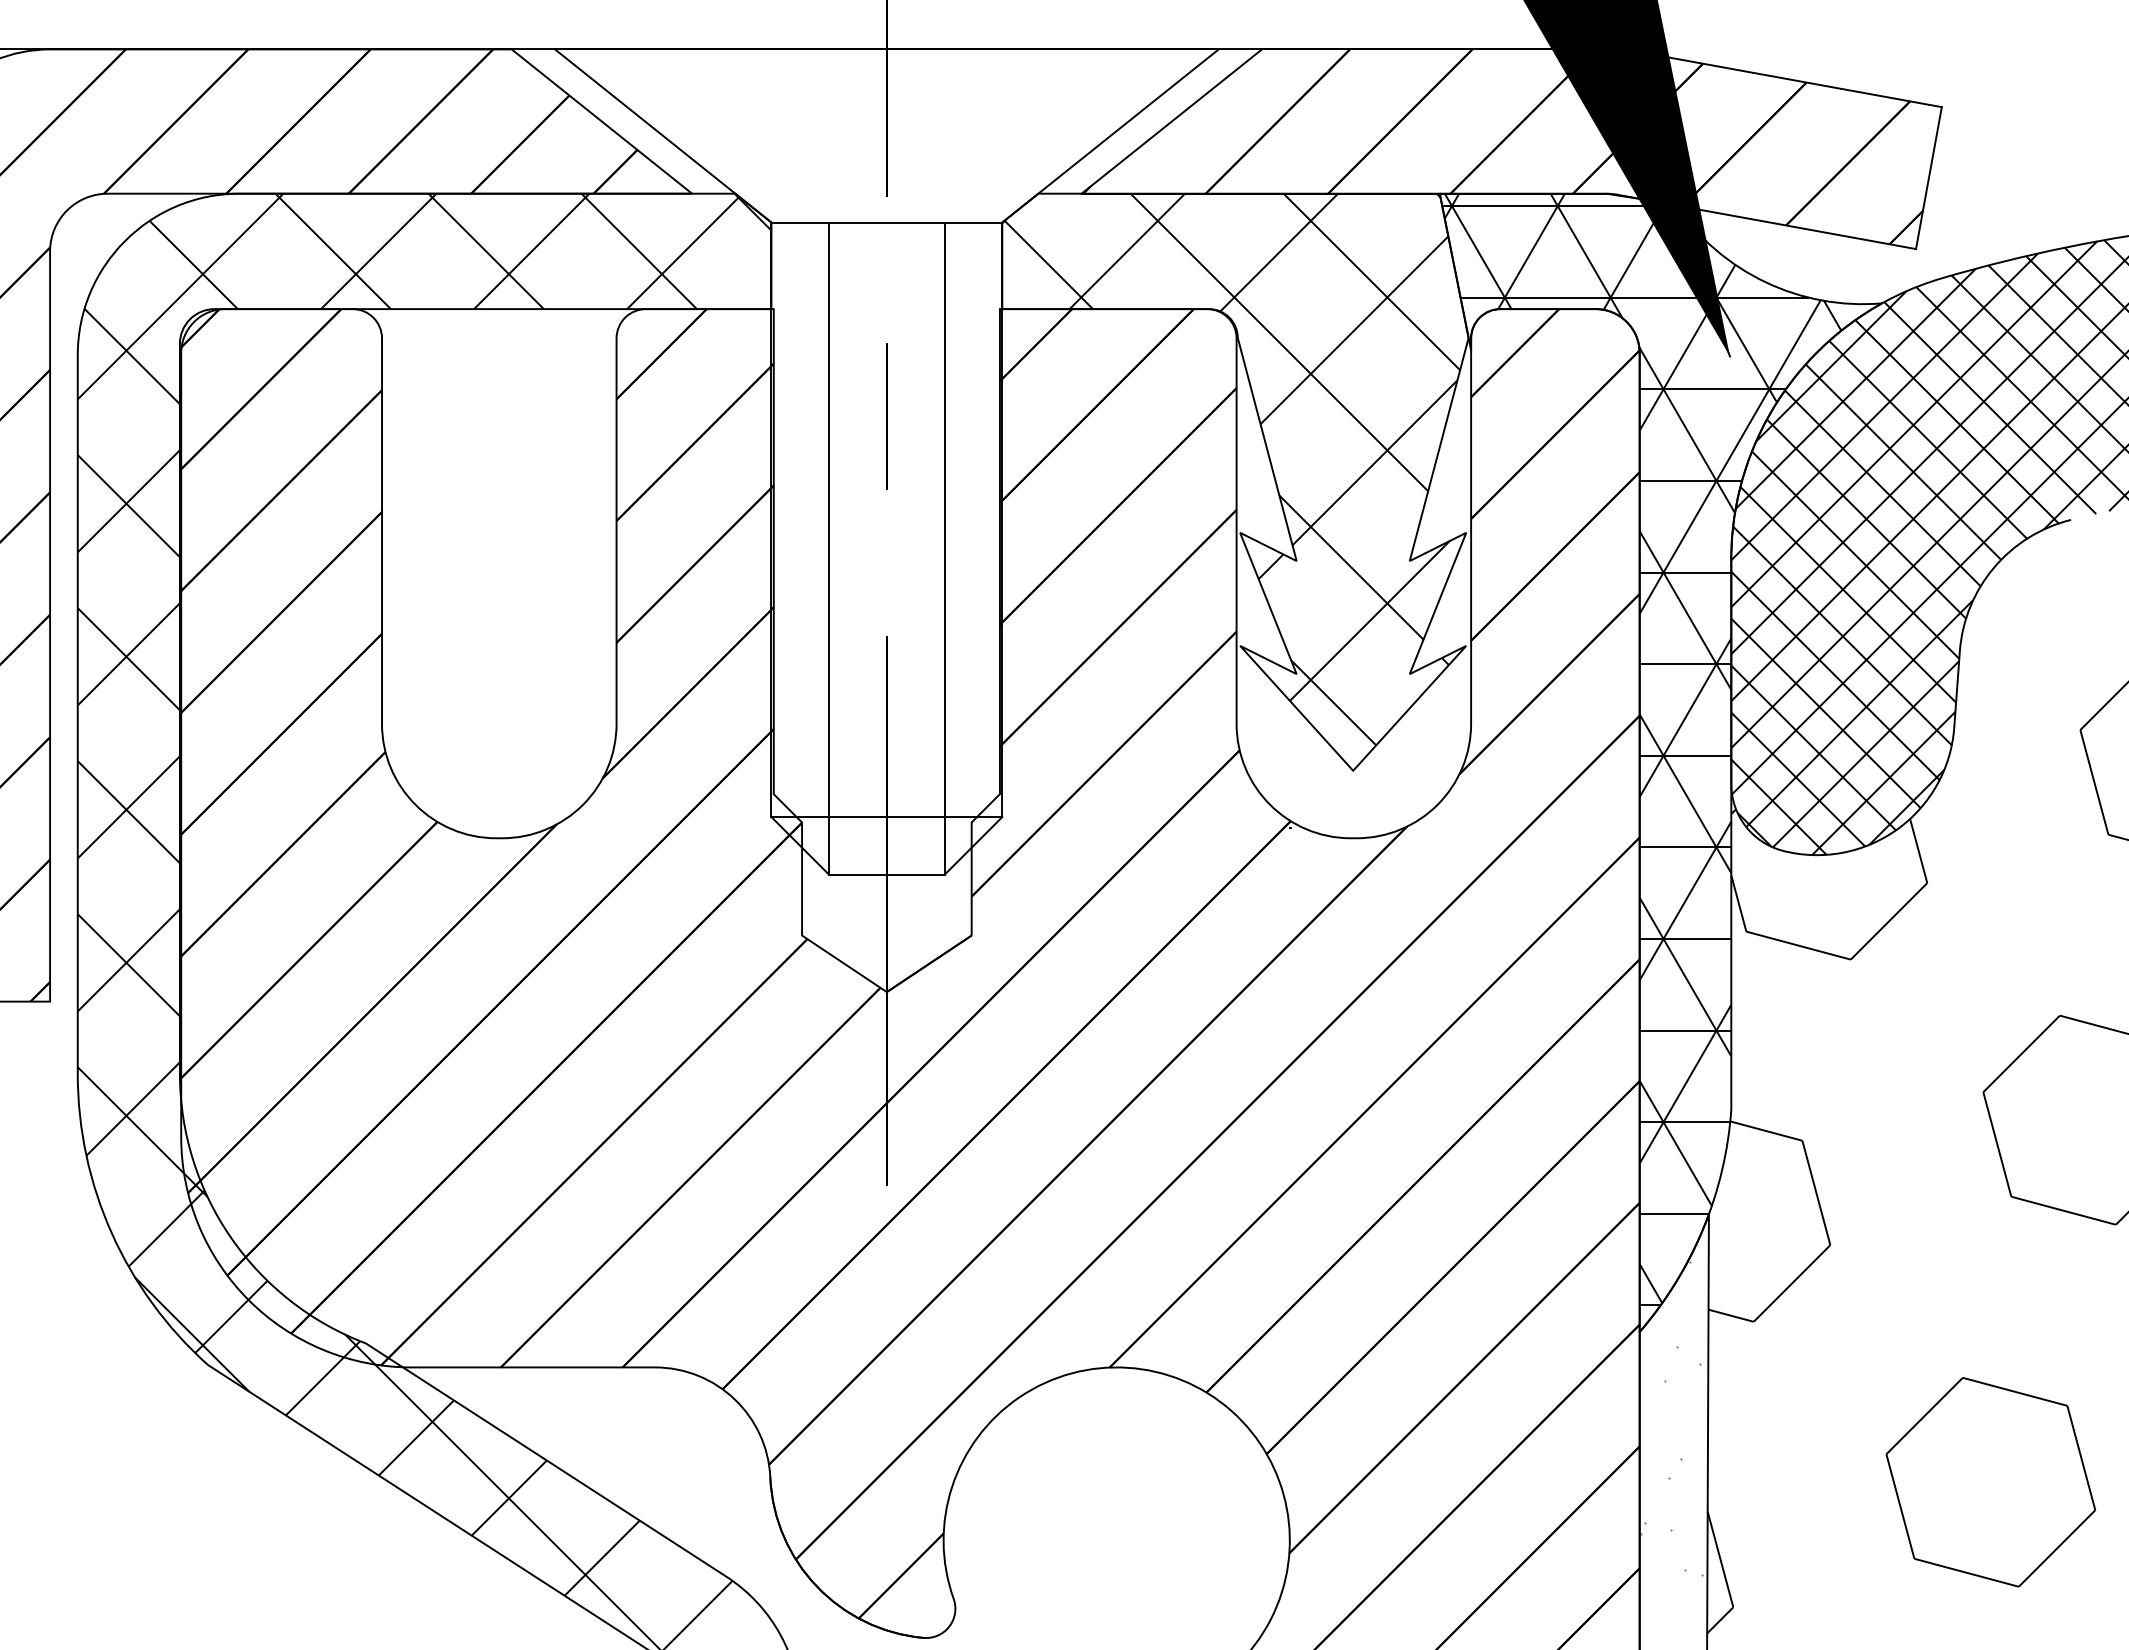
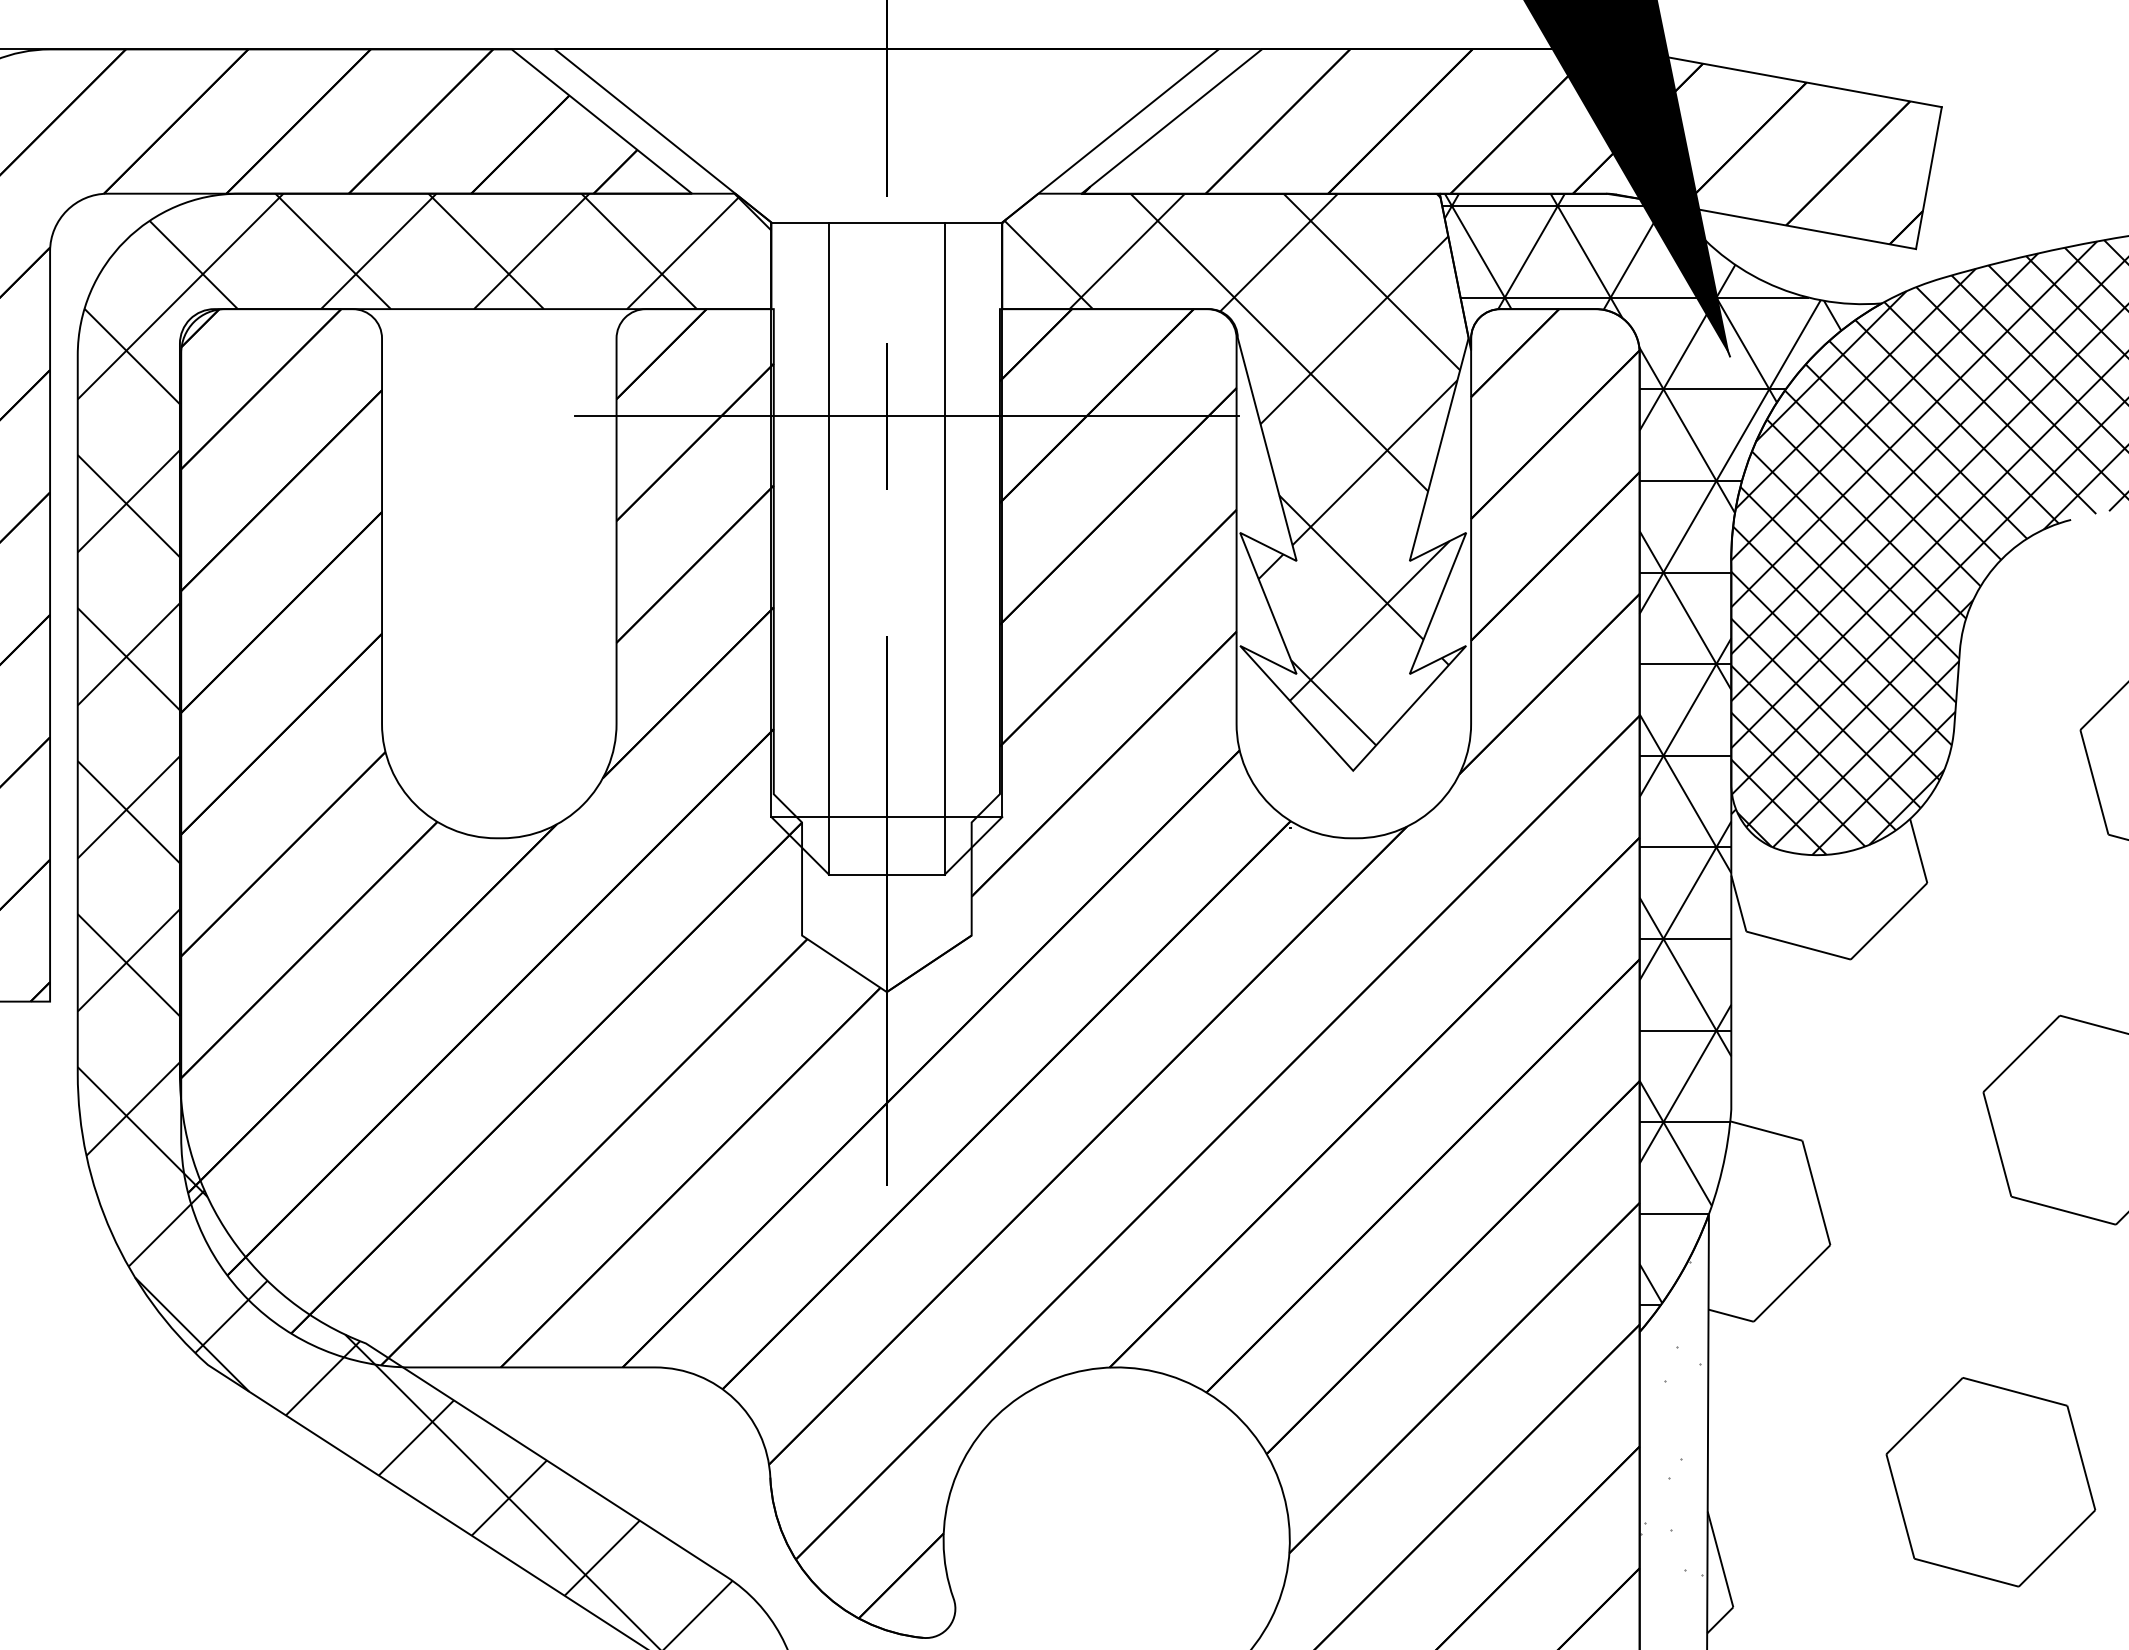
line: none -> present (906, 415)
